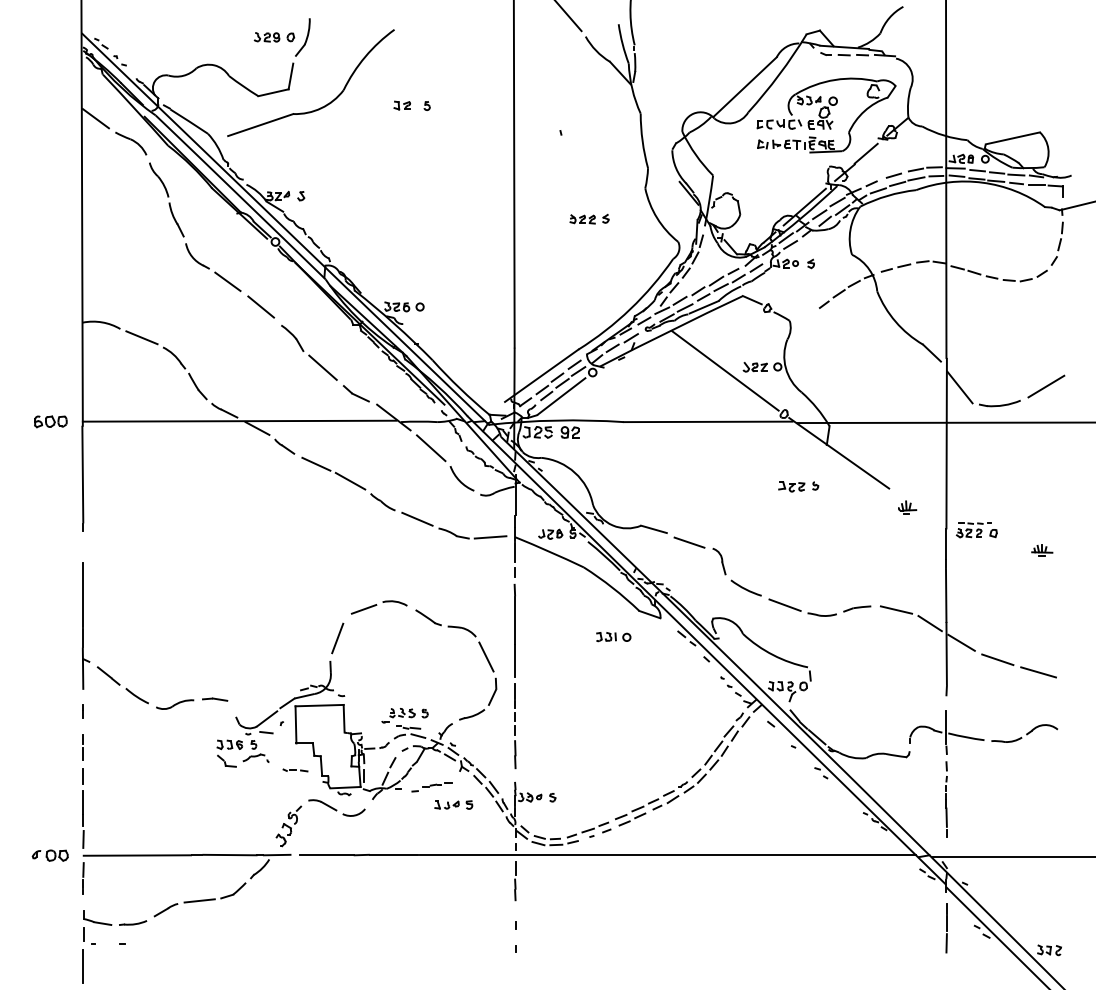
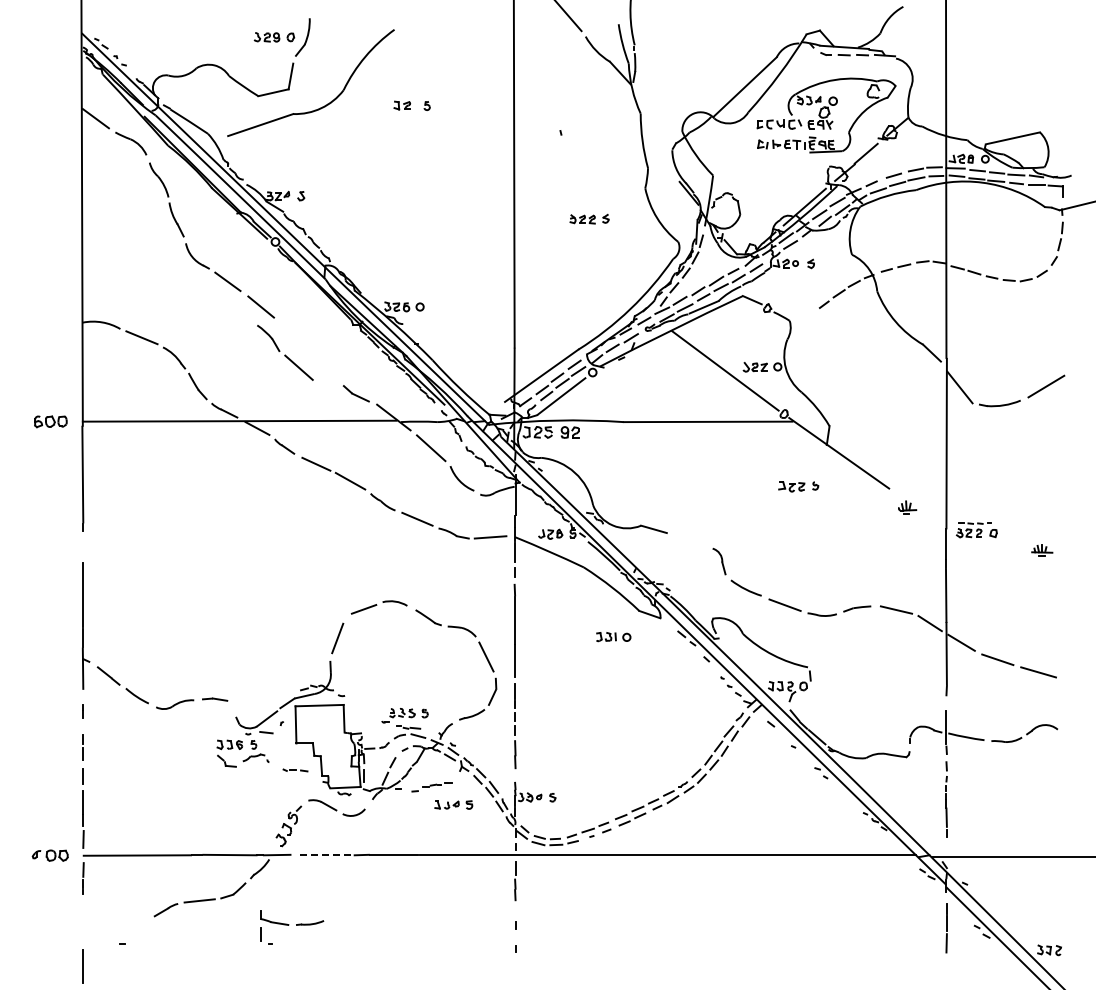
part position: (309, 352) -> (285, 352) (285, 352)
line: present -> none (944, 422)
line: present -> none (689, 542)
line: solid -> dashed (327, 855)
part position: (115, 927) -> (292, 927) (292, 927)
